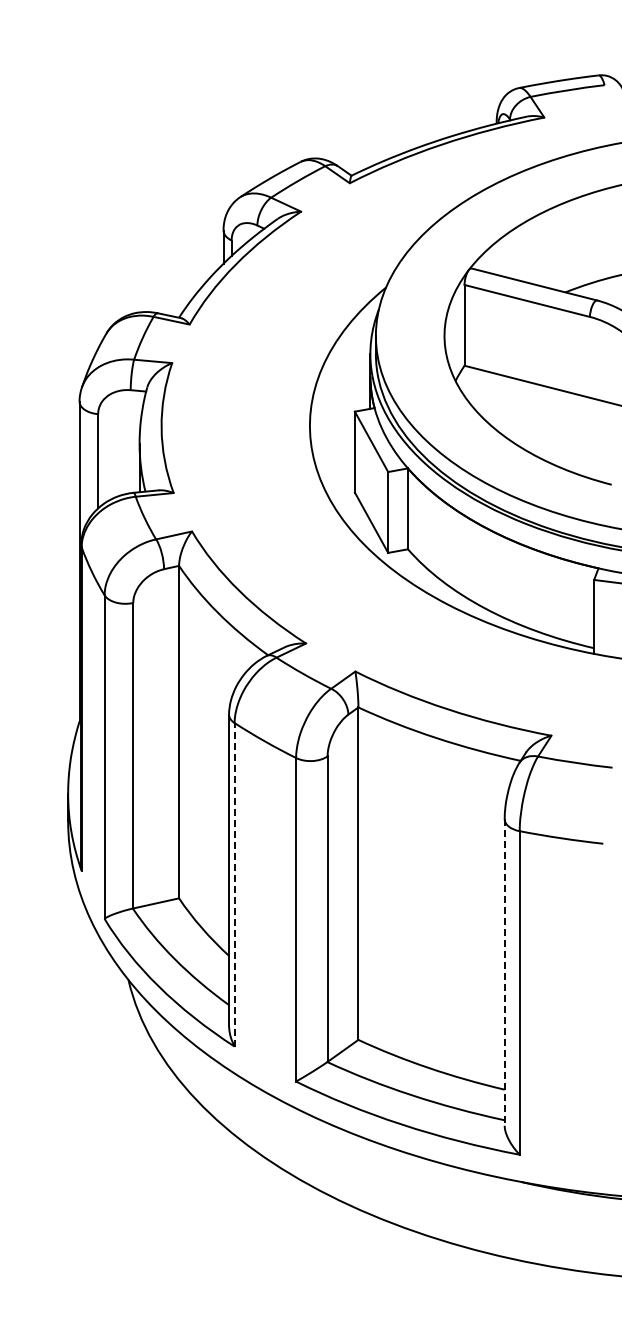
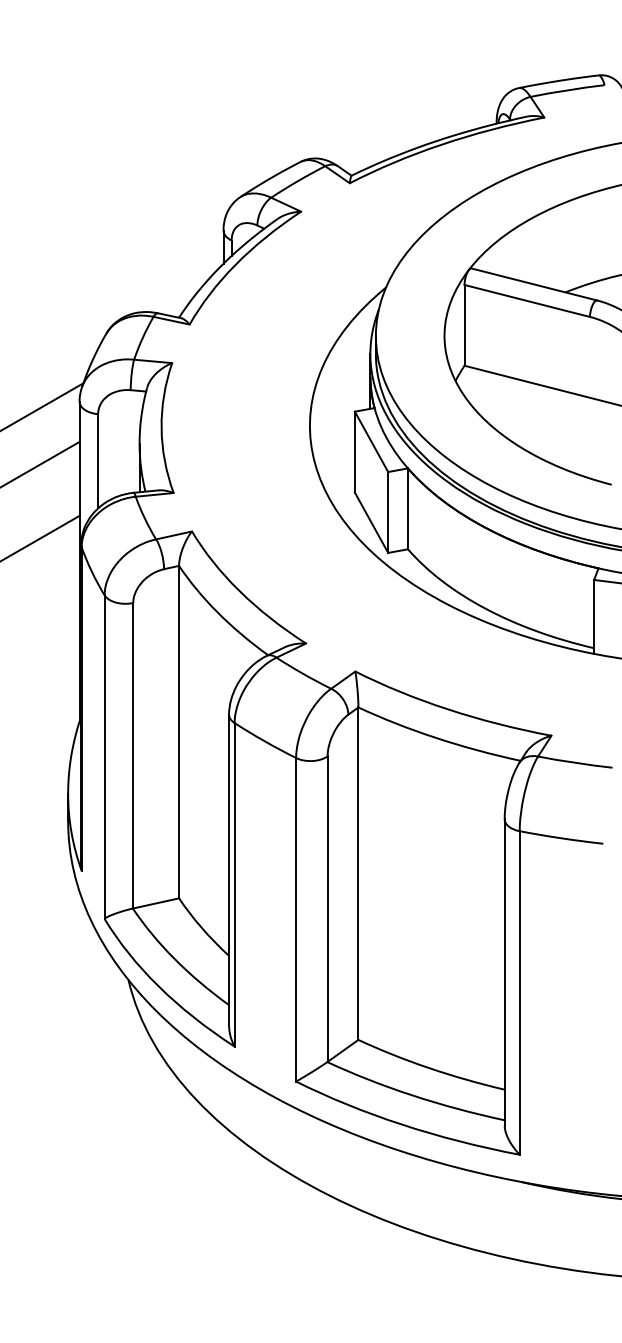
line: none -> present (42, 406)
line: none -> present (40, 463)
line: none -> present (40, 537)
line: dashed -> solid (234, 884)
line: dashed -> solid (504, 972)
